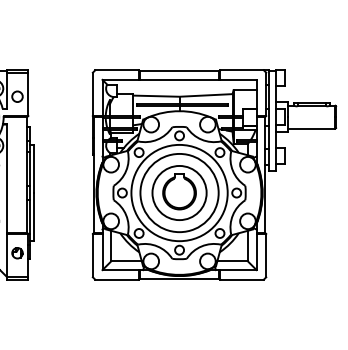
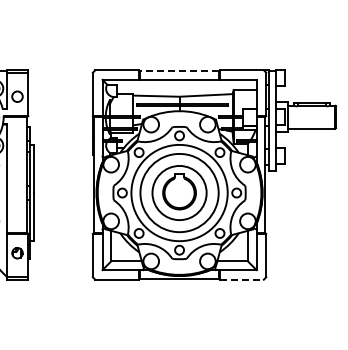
line: solid -> dashed (179, 71)
line: solid -> dashed (242, 279)
